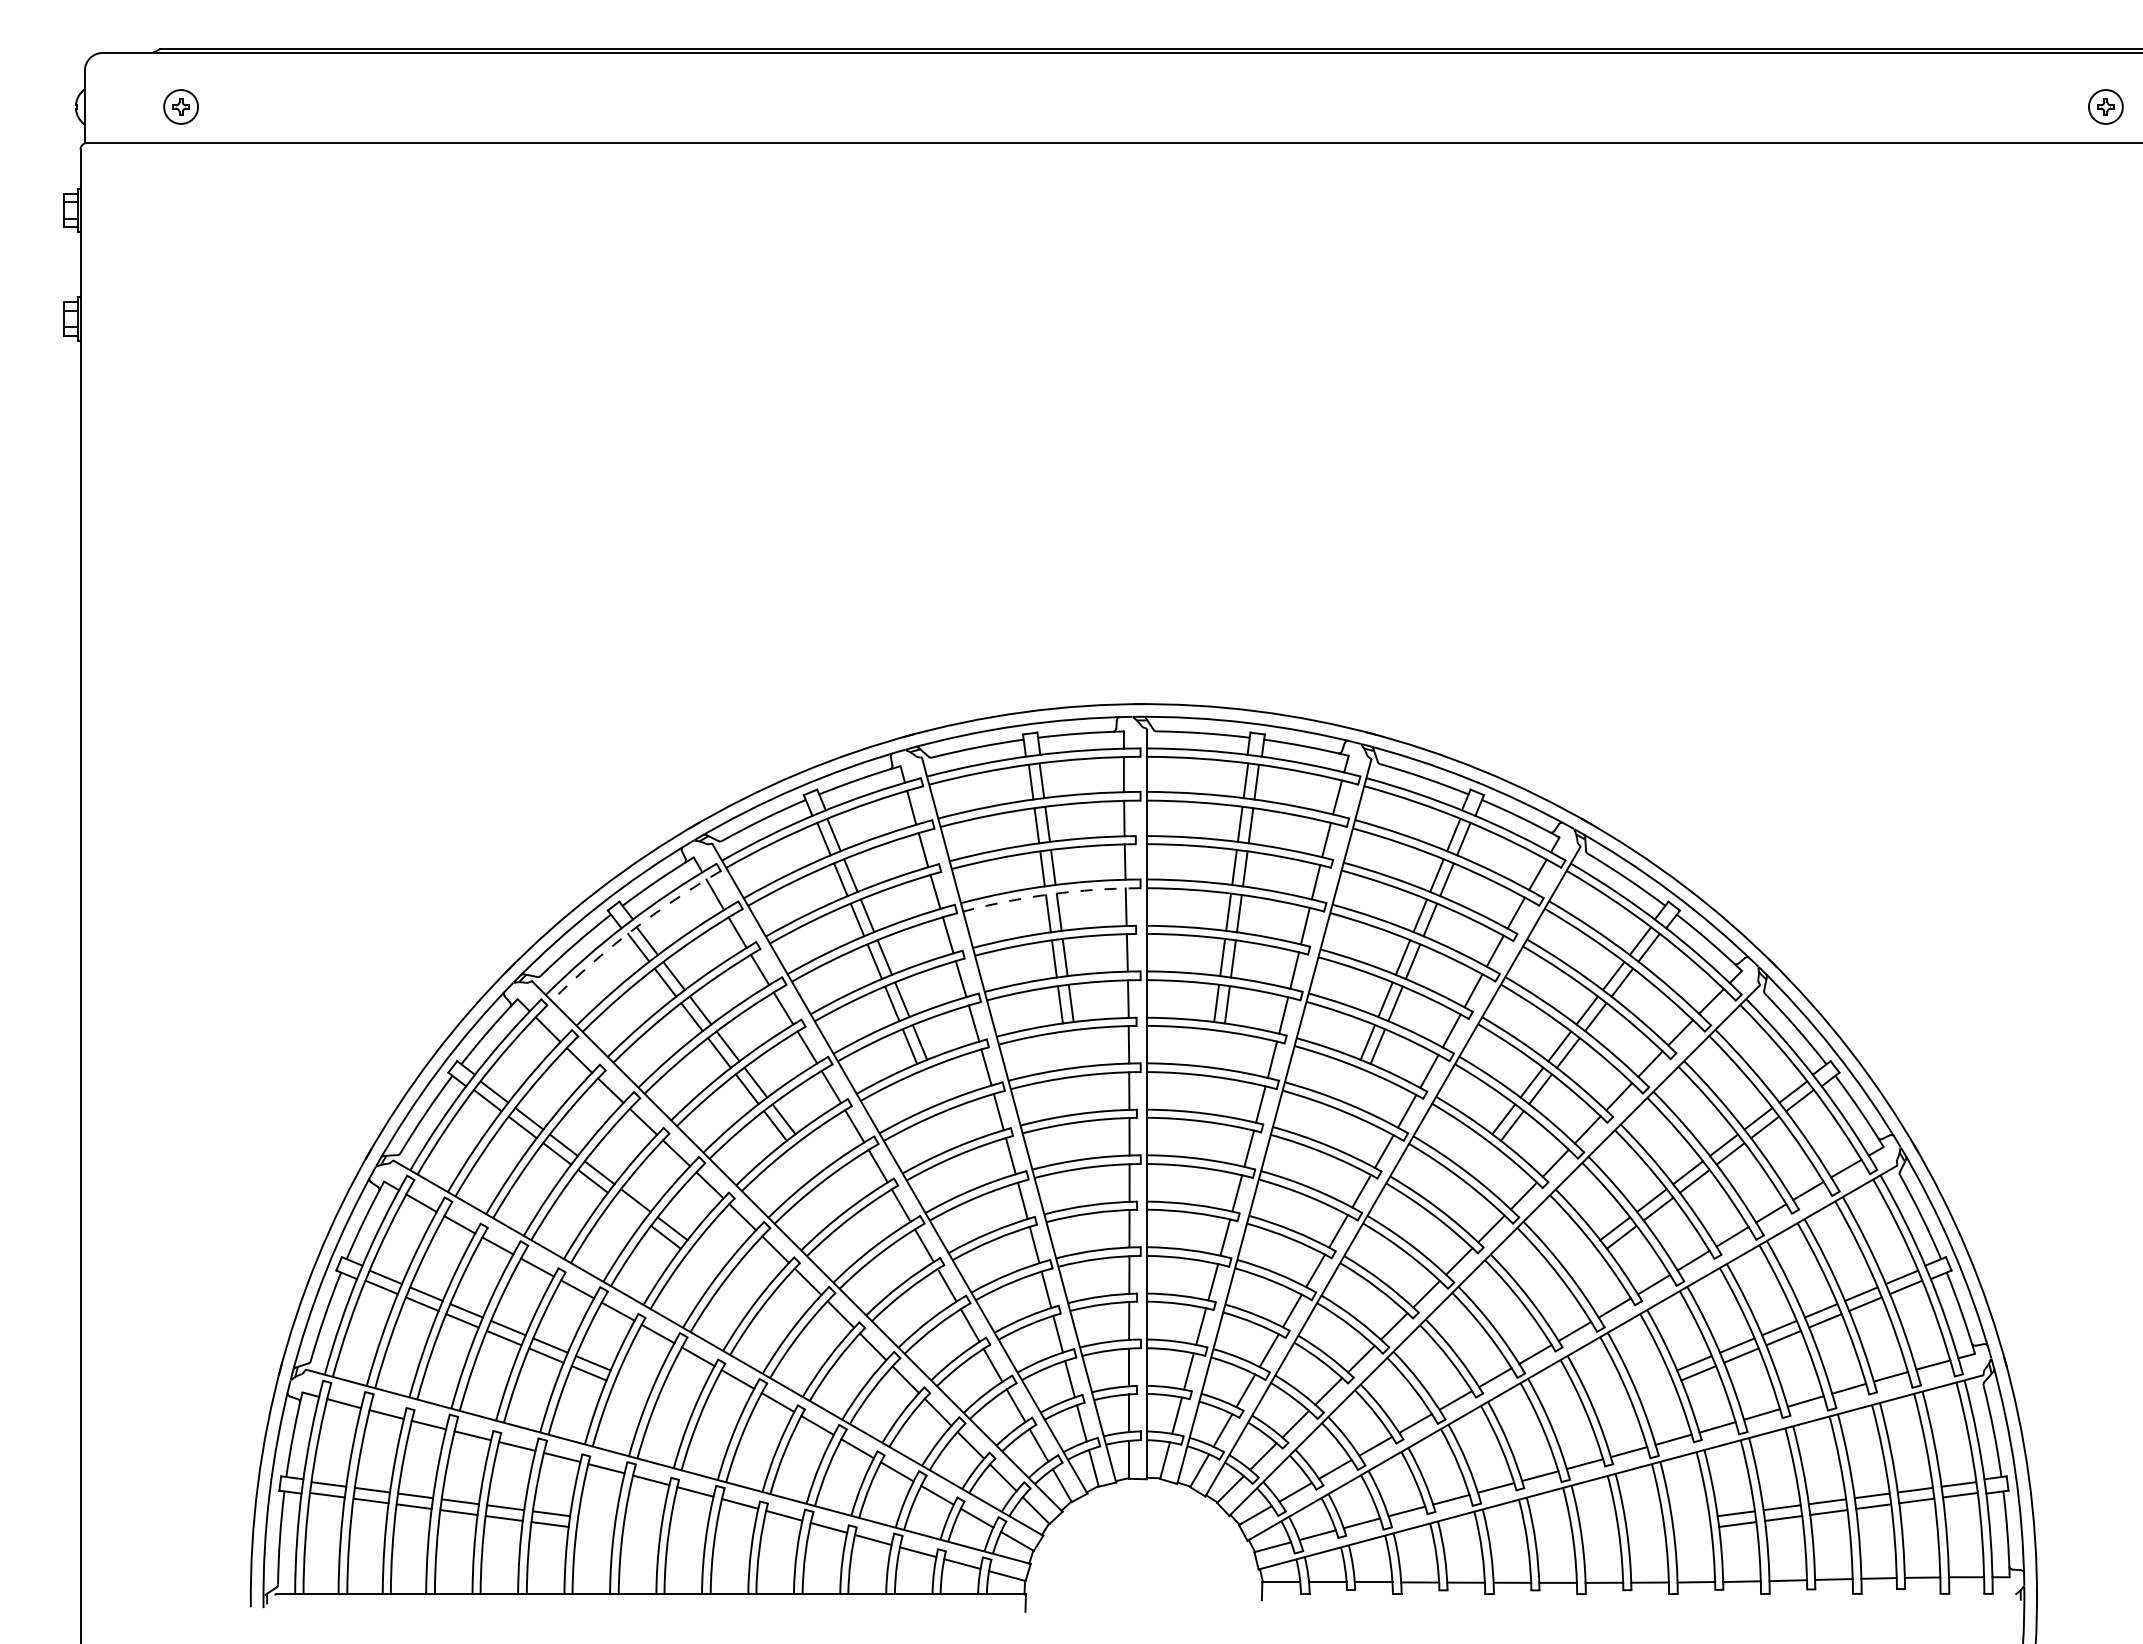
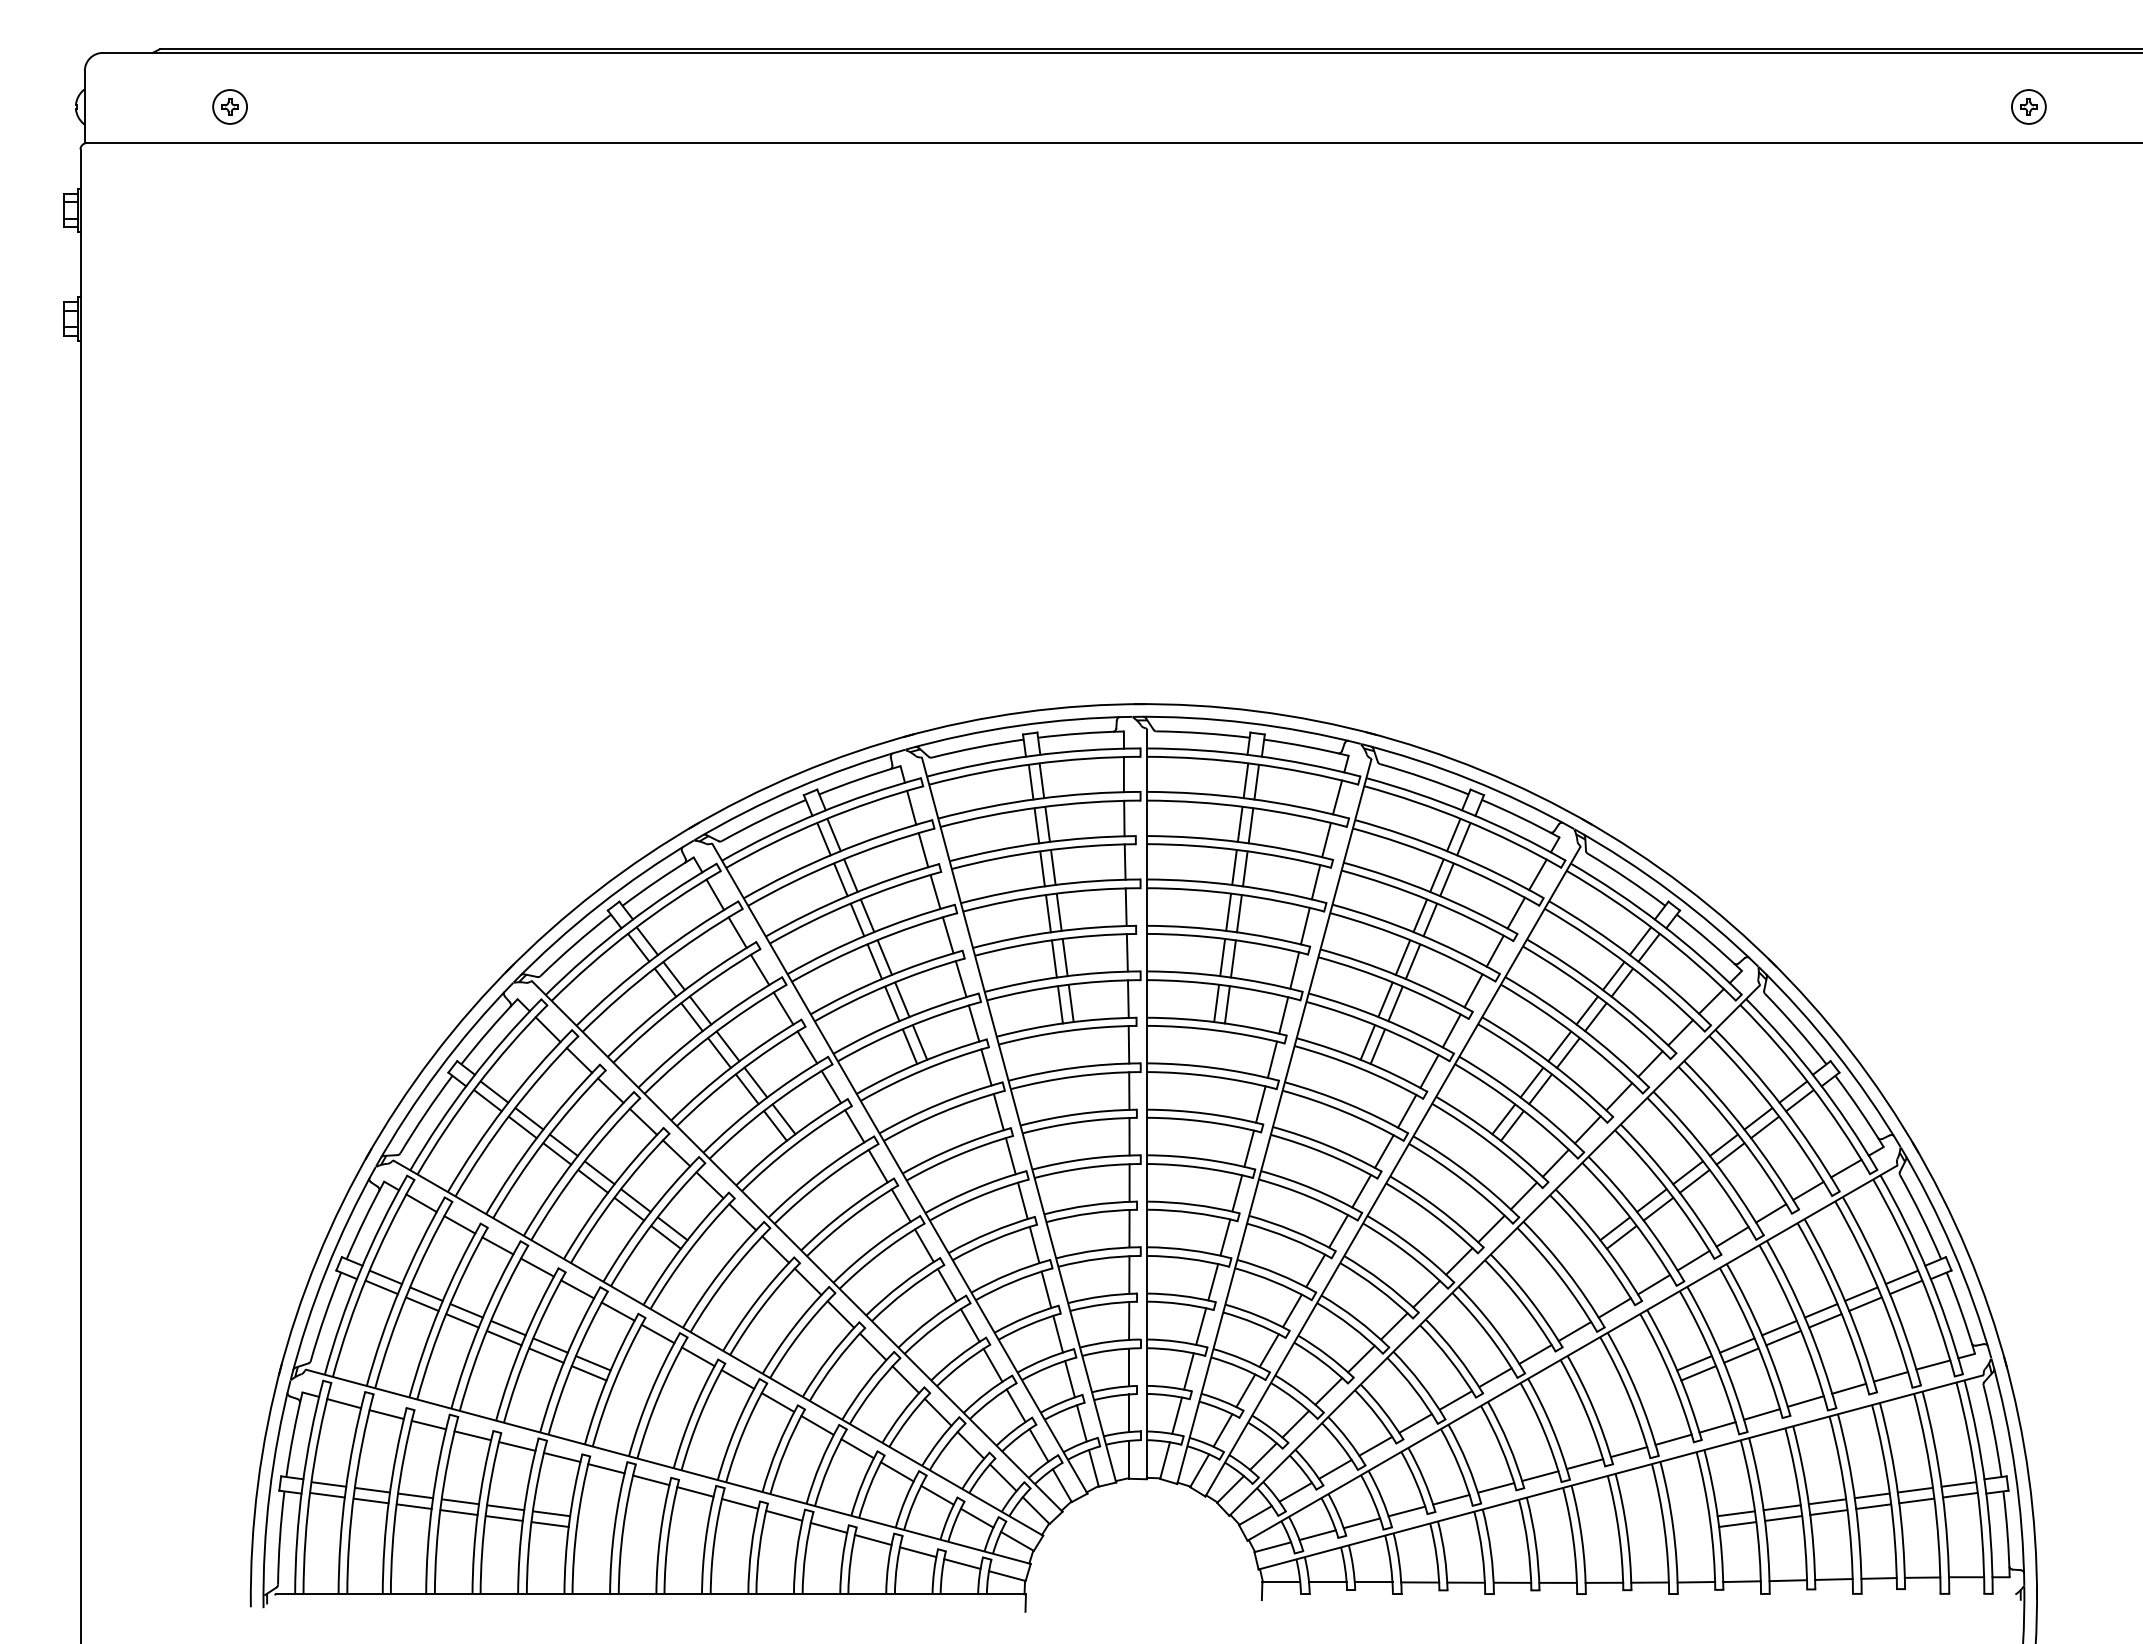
part position: (180, 106) -> (229, 106) (229, 106)
part position: (2105, 106) -> (2028, 106) (2028, 106)
arc: dashed -> solid (1051, 894)
arc: dashed -> solid (632, 930)
line: none -> present (629, 1208)
